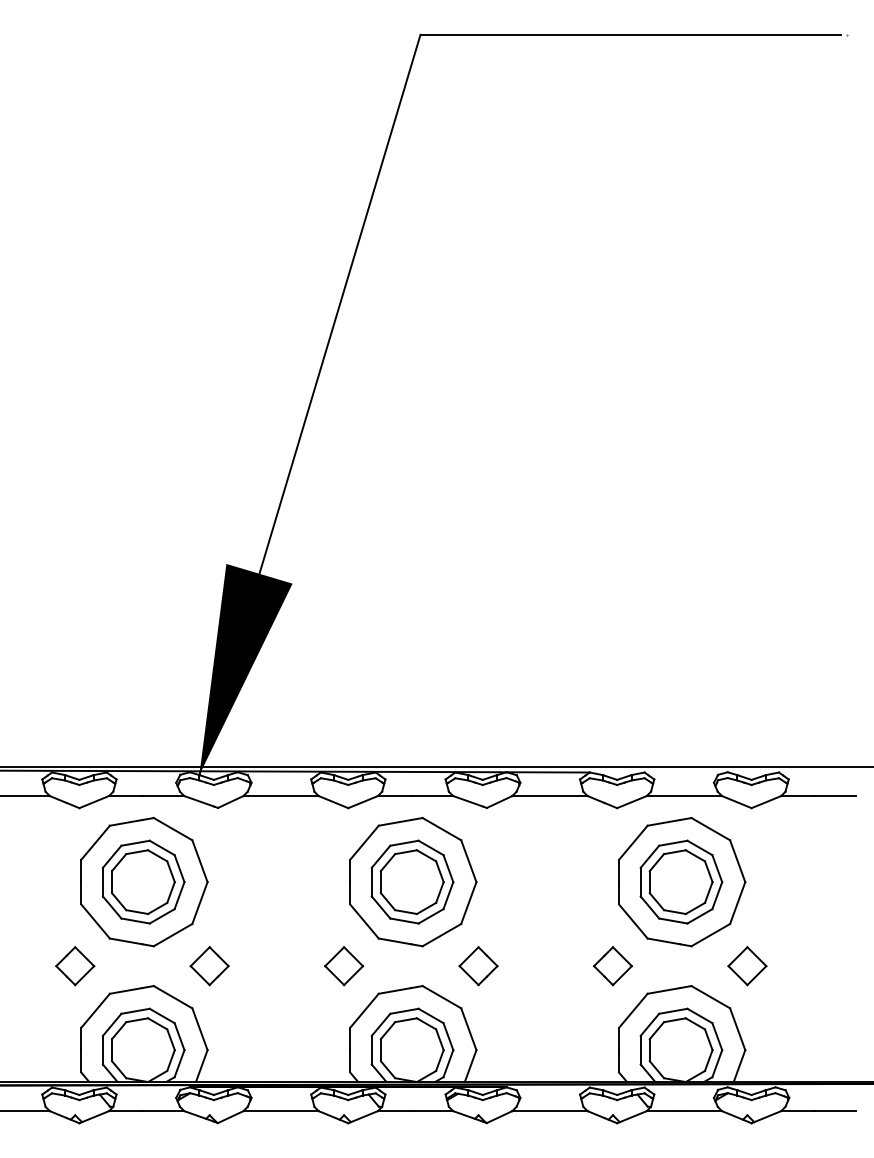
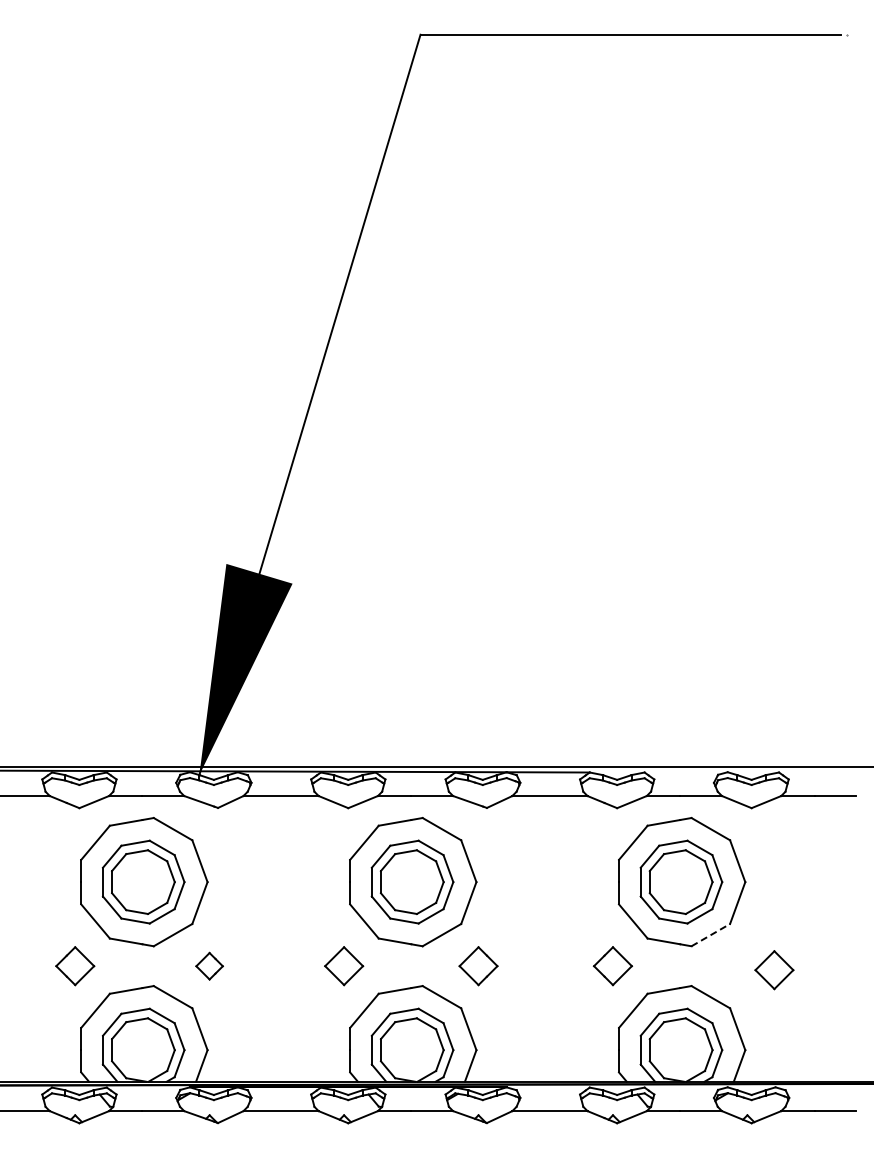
line: solid -> dashed (711, 934)
part size: 41x41 px -> 29x30 px (209, 965)
part position: (747, 966) -> (774, 970) (774, 970)
